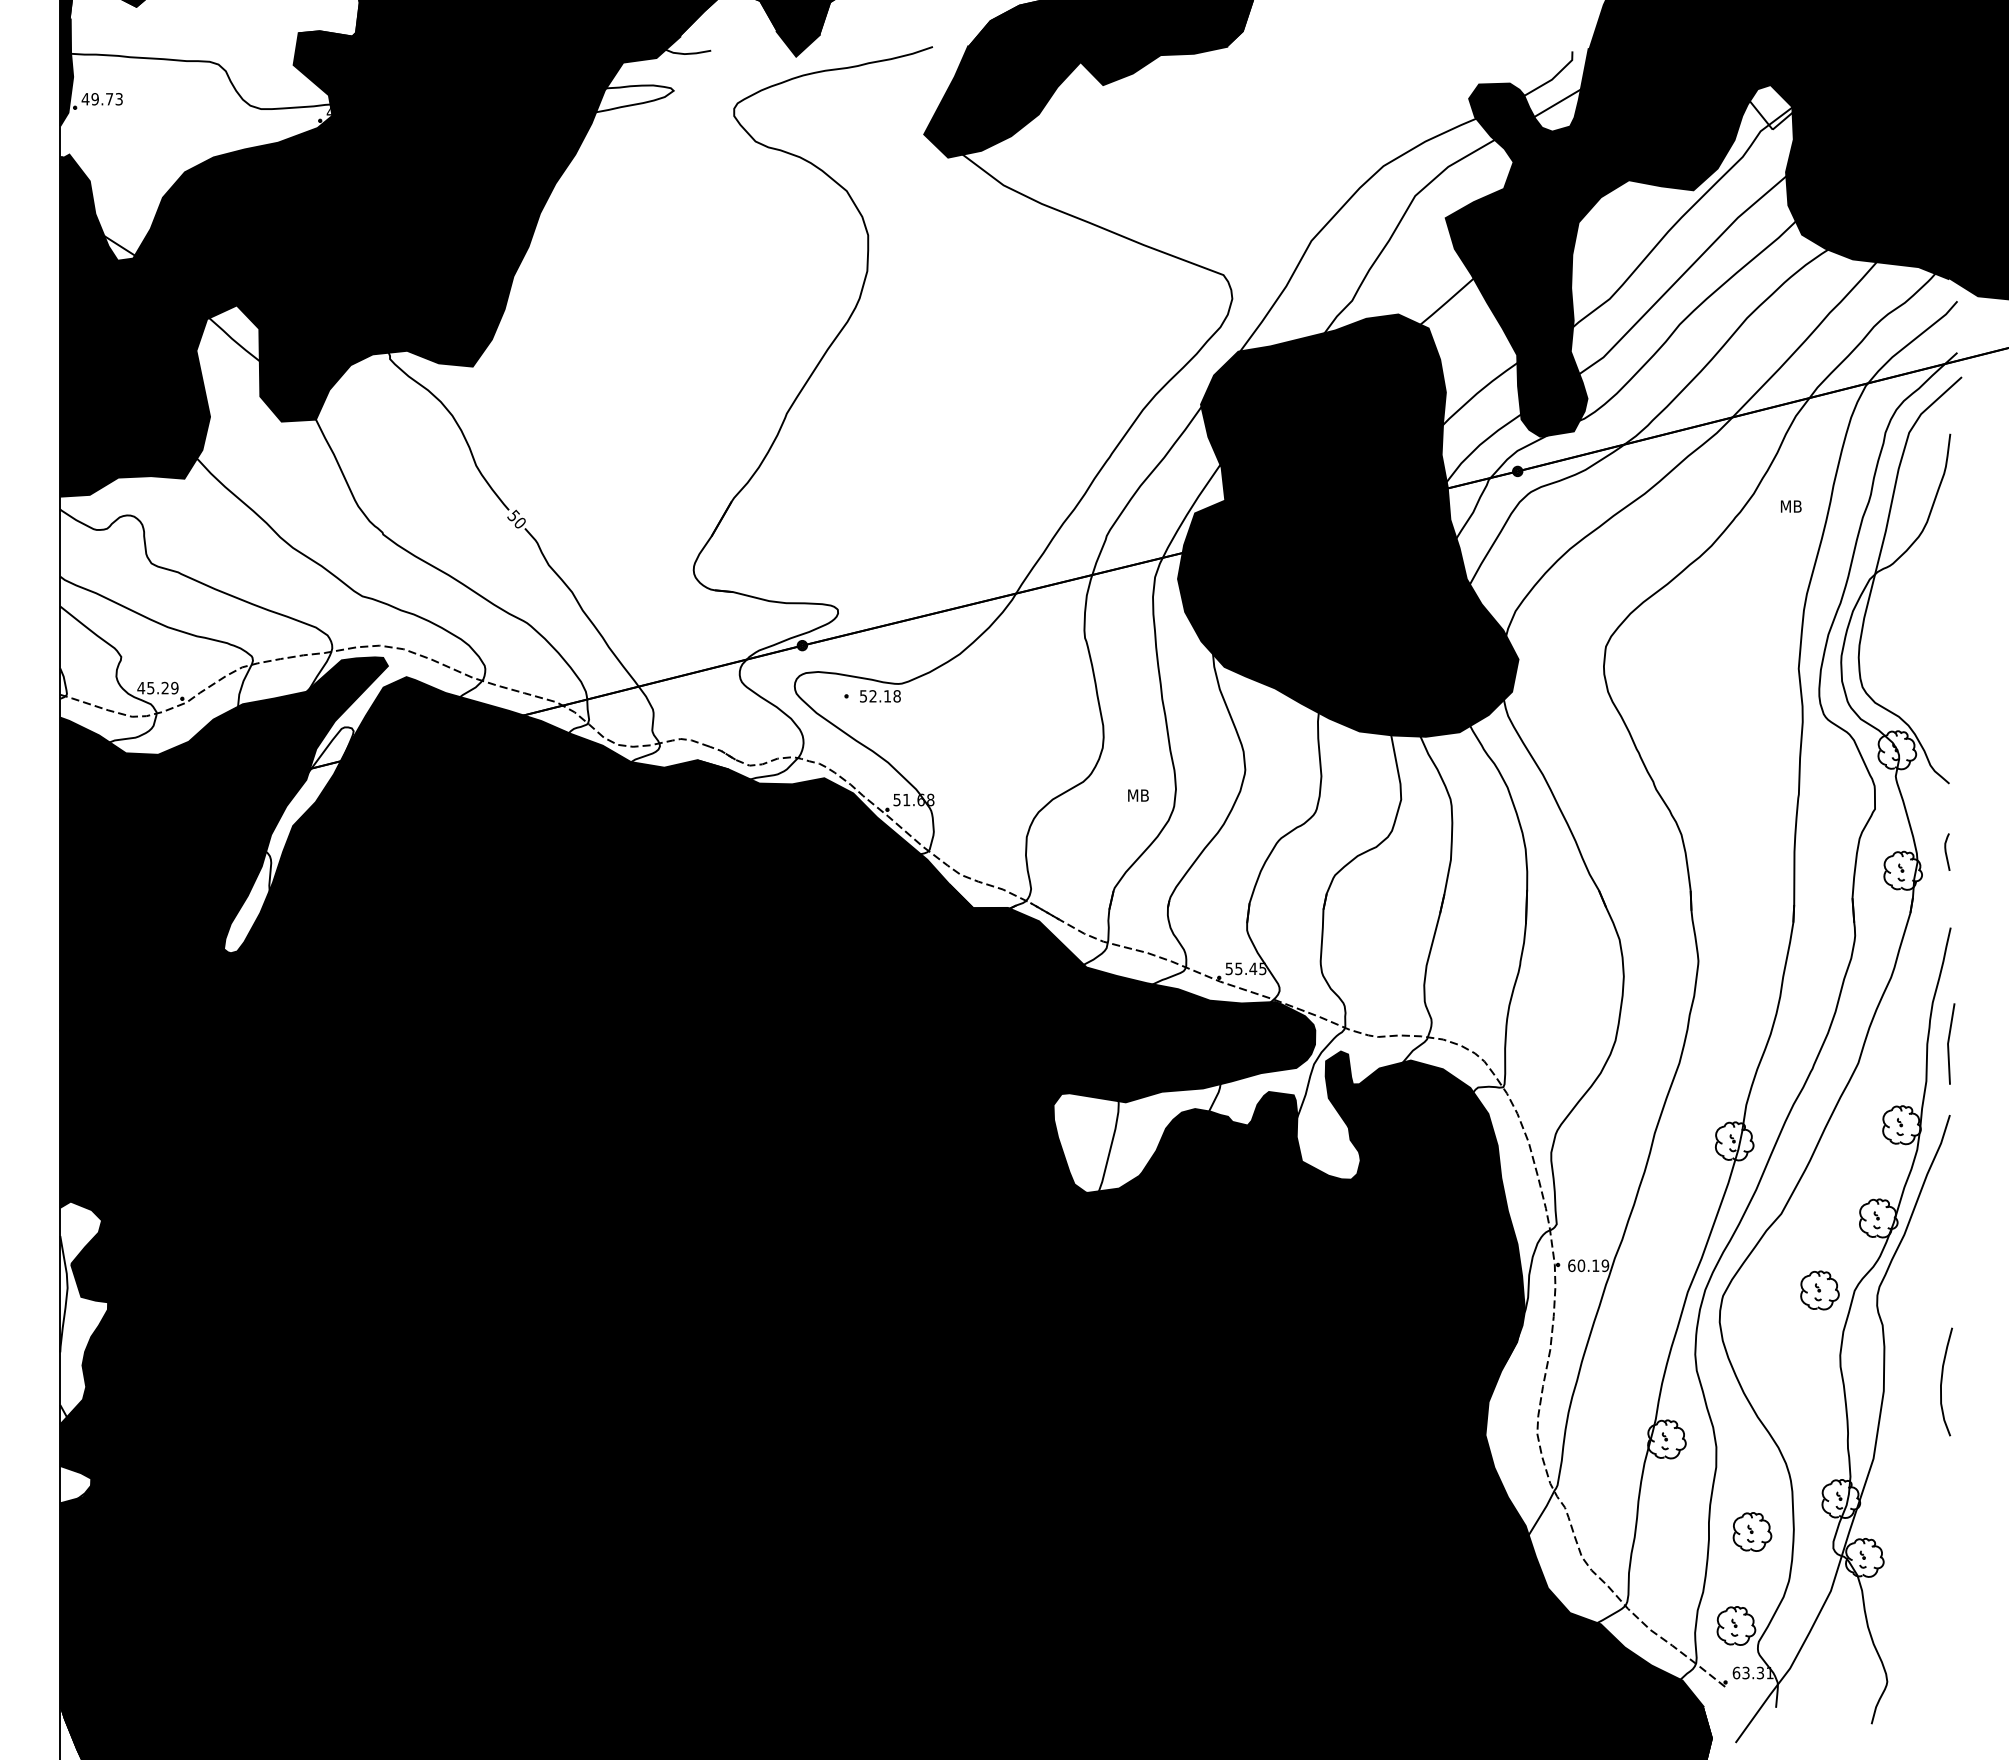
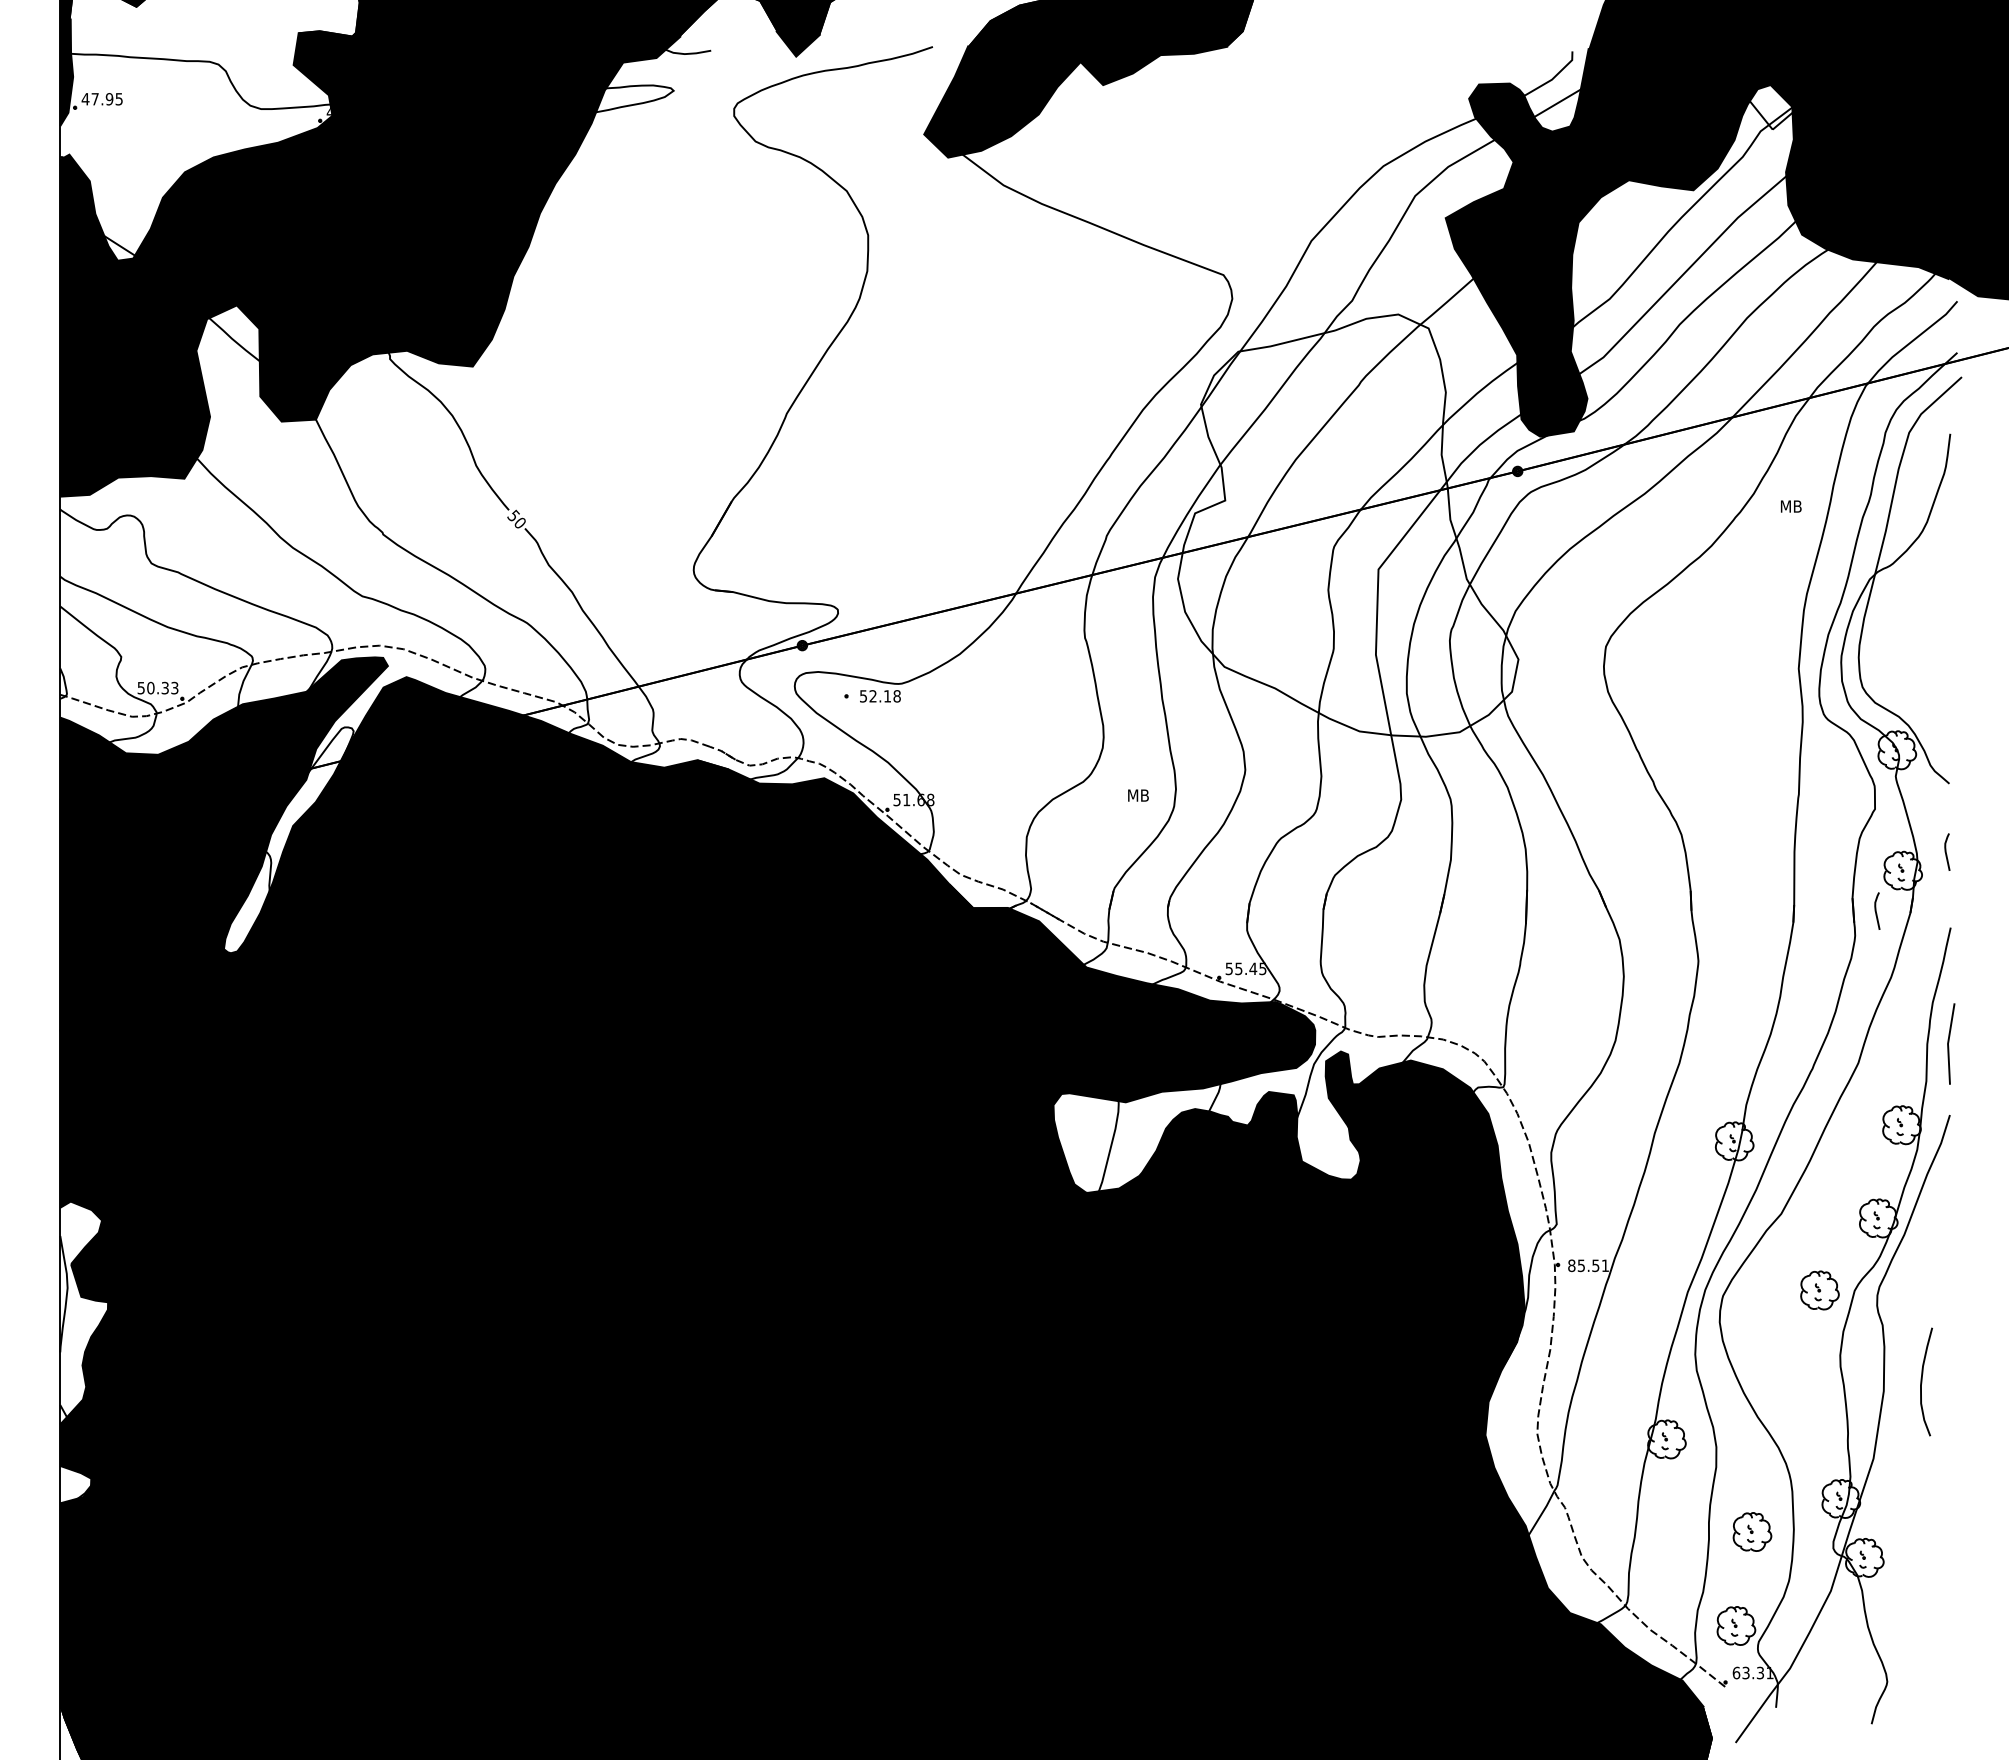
text: 49.73 -> 47.95 (106, 99)
fill: present -> none (1347, 525)
text: 45.29 -> 50.33 (157, 687)
curve: none -> present (1876, 910)
text: 60.19 -> 85.51 (1588, 1265)
curve position: (1942, 1381) -> (1922, 1381) (1922, 1381)
